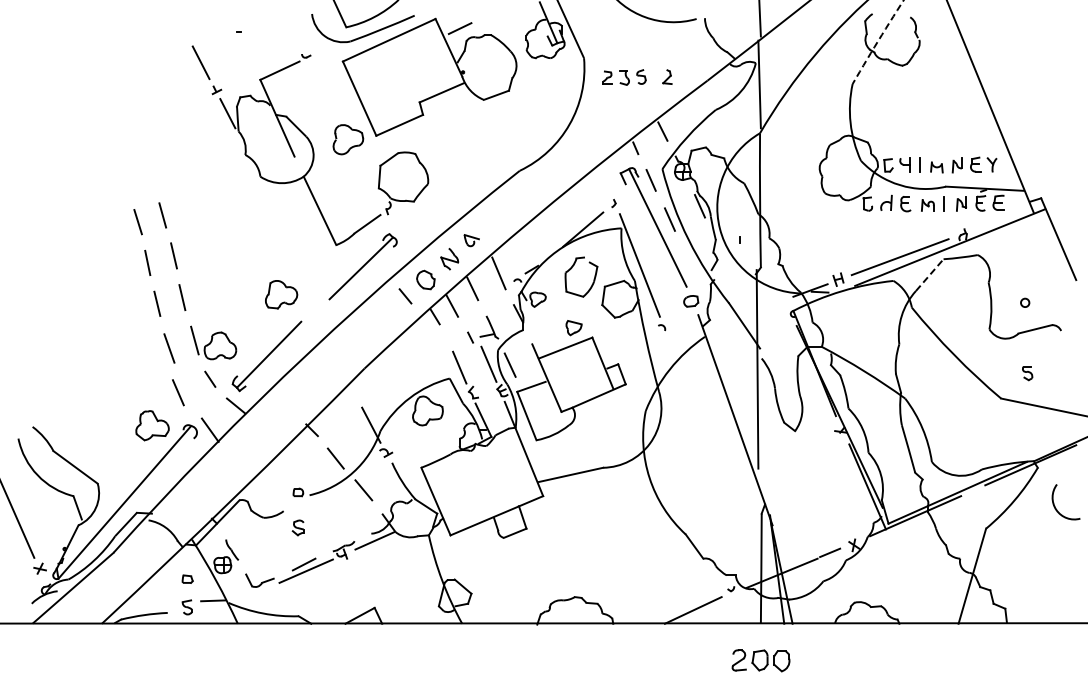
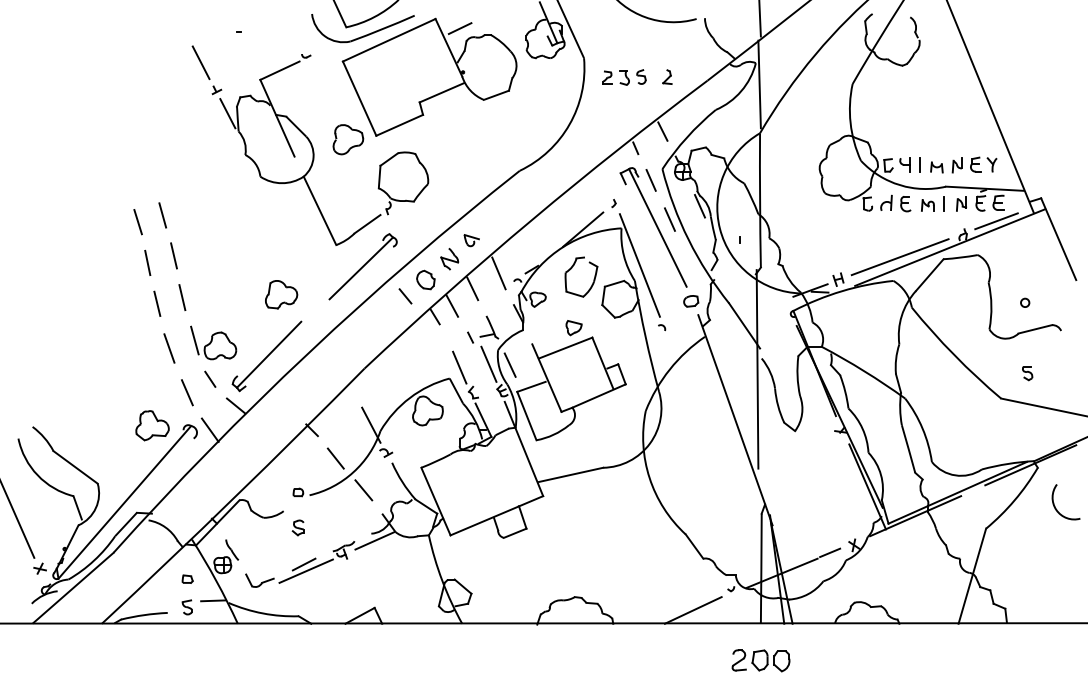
arc: dashed -> solid (877, 41)
line: none -> present (996, 221)
line: dashed -> solid (929, 275)
line position: (178, 392) -> (187, 392) (187, 392)
